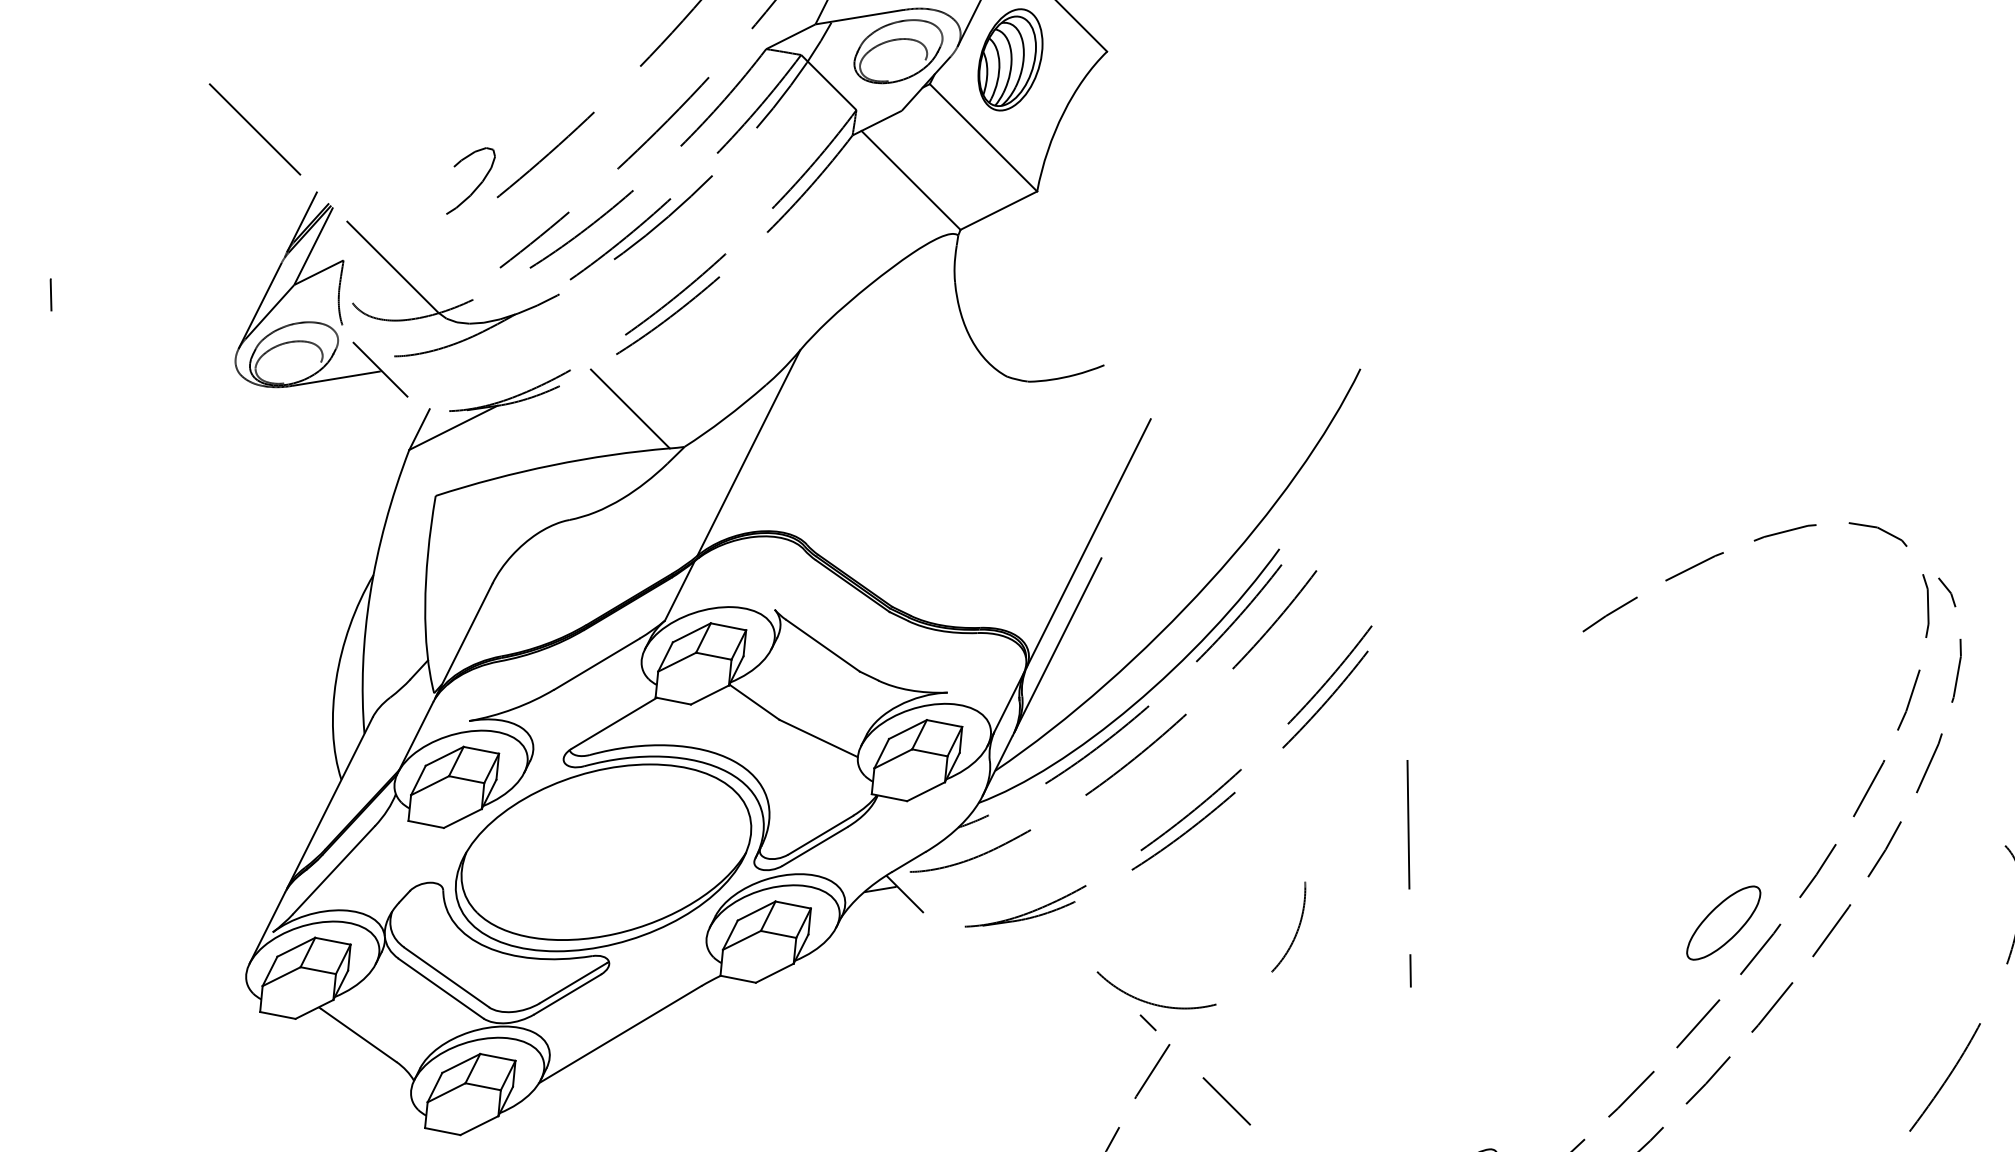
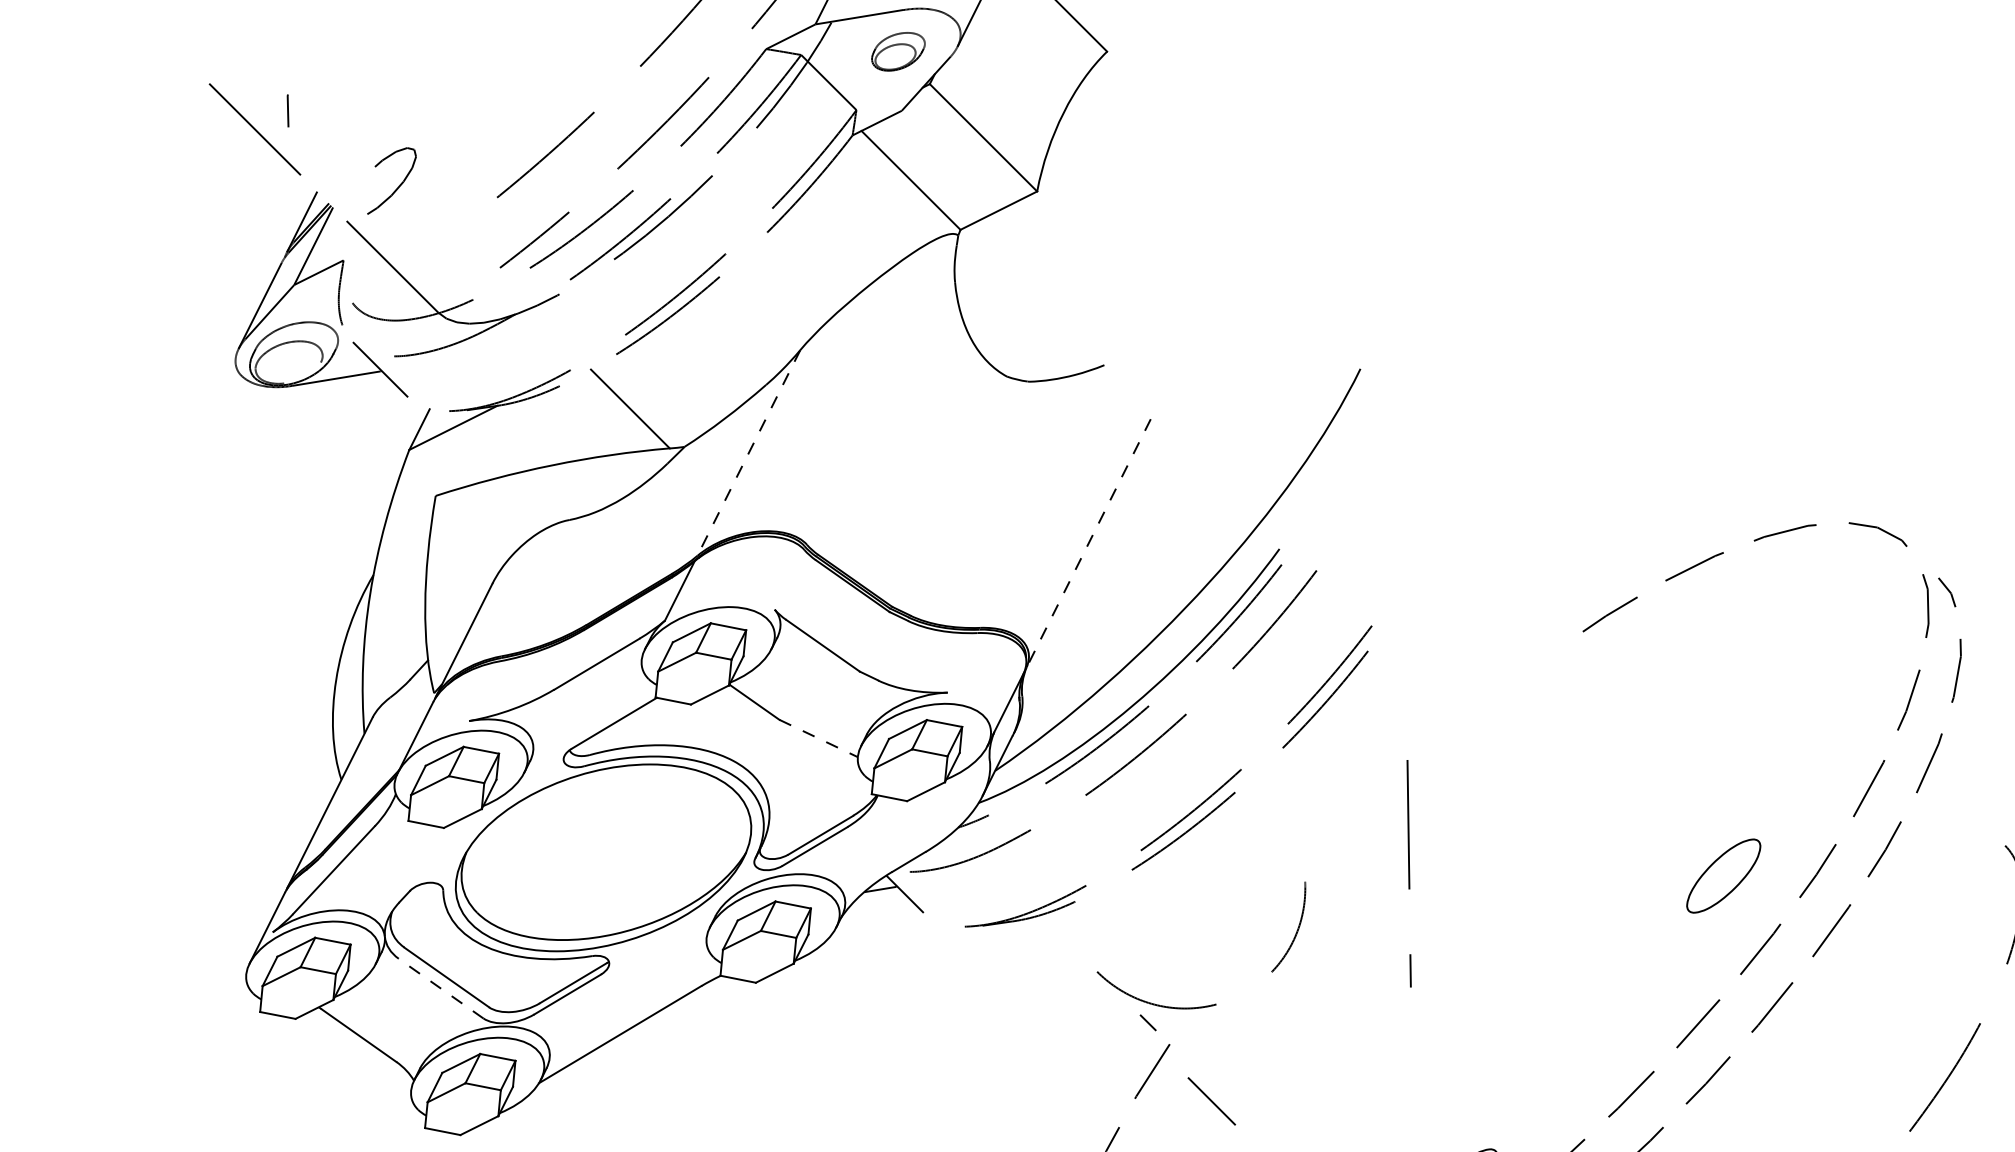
part size: 91x66 px -> 55x40 px (898, 51)
part: present -> none (1010, 59)
curve position: (478, 184) -> (399, 184) (399, 184)
line position: (50, 294) -> (287, 110) (287, 110)
line: solid -> dashed (748, 452)
line: solid -> dashed (1088, 543)
line: present -> none (1058, 644)
line: solid -> dashed (819, 738)
part position: (1723, 922) -> (1723, 875) (1723, 875)
line: solid -> dashed (441, 988)
line position: (1226, 1101) -> (1211, 1101) (1211, 1101)
